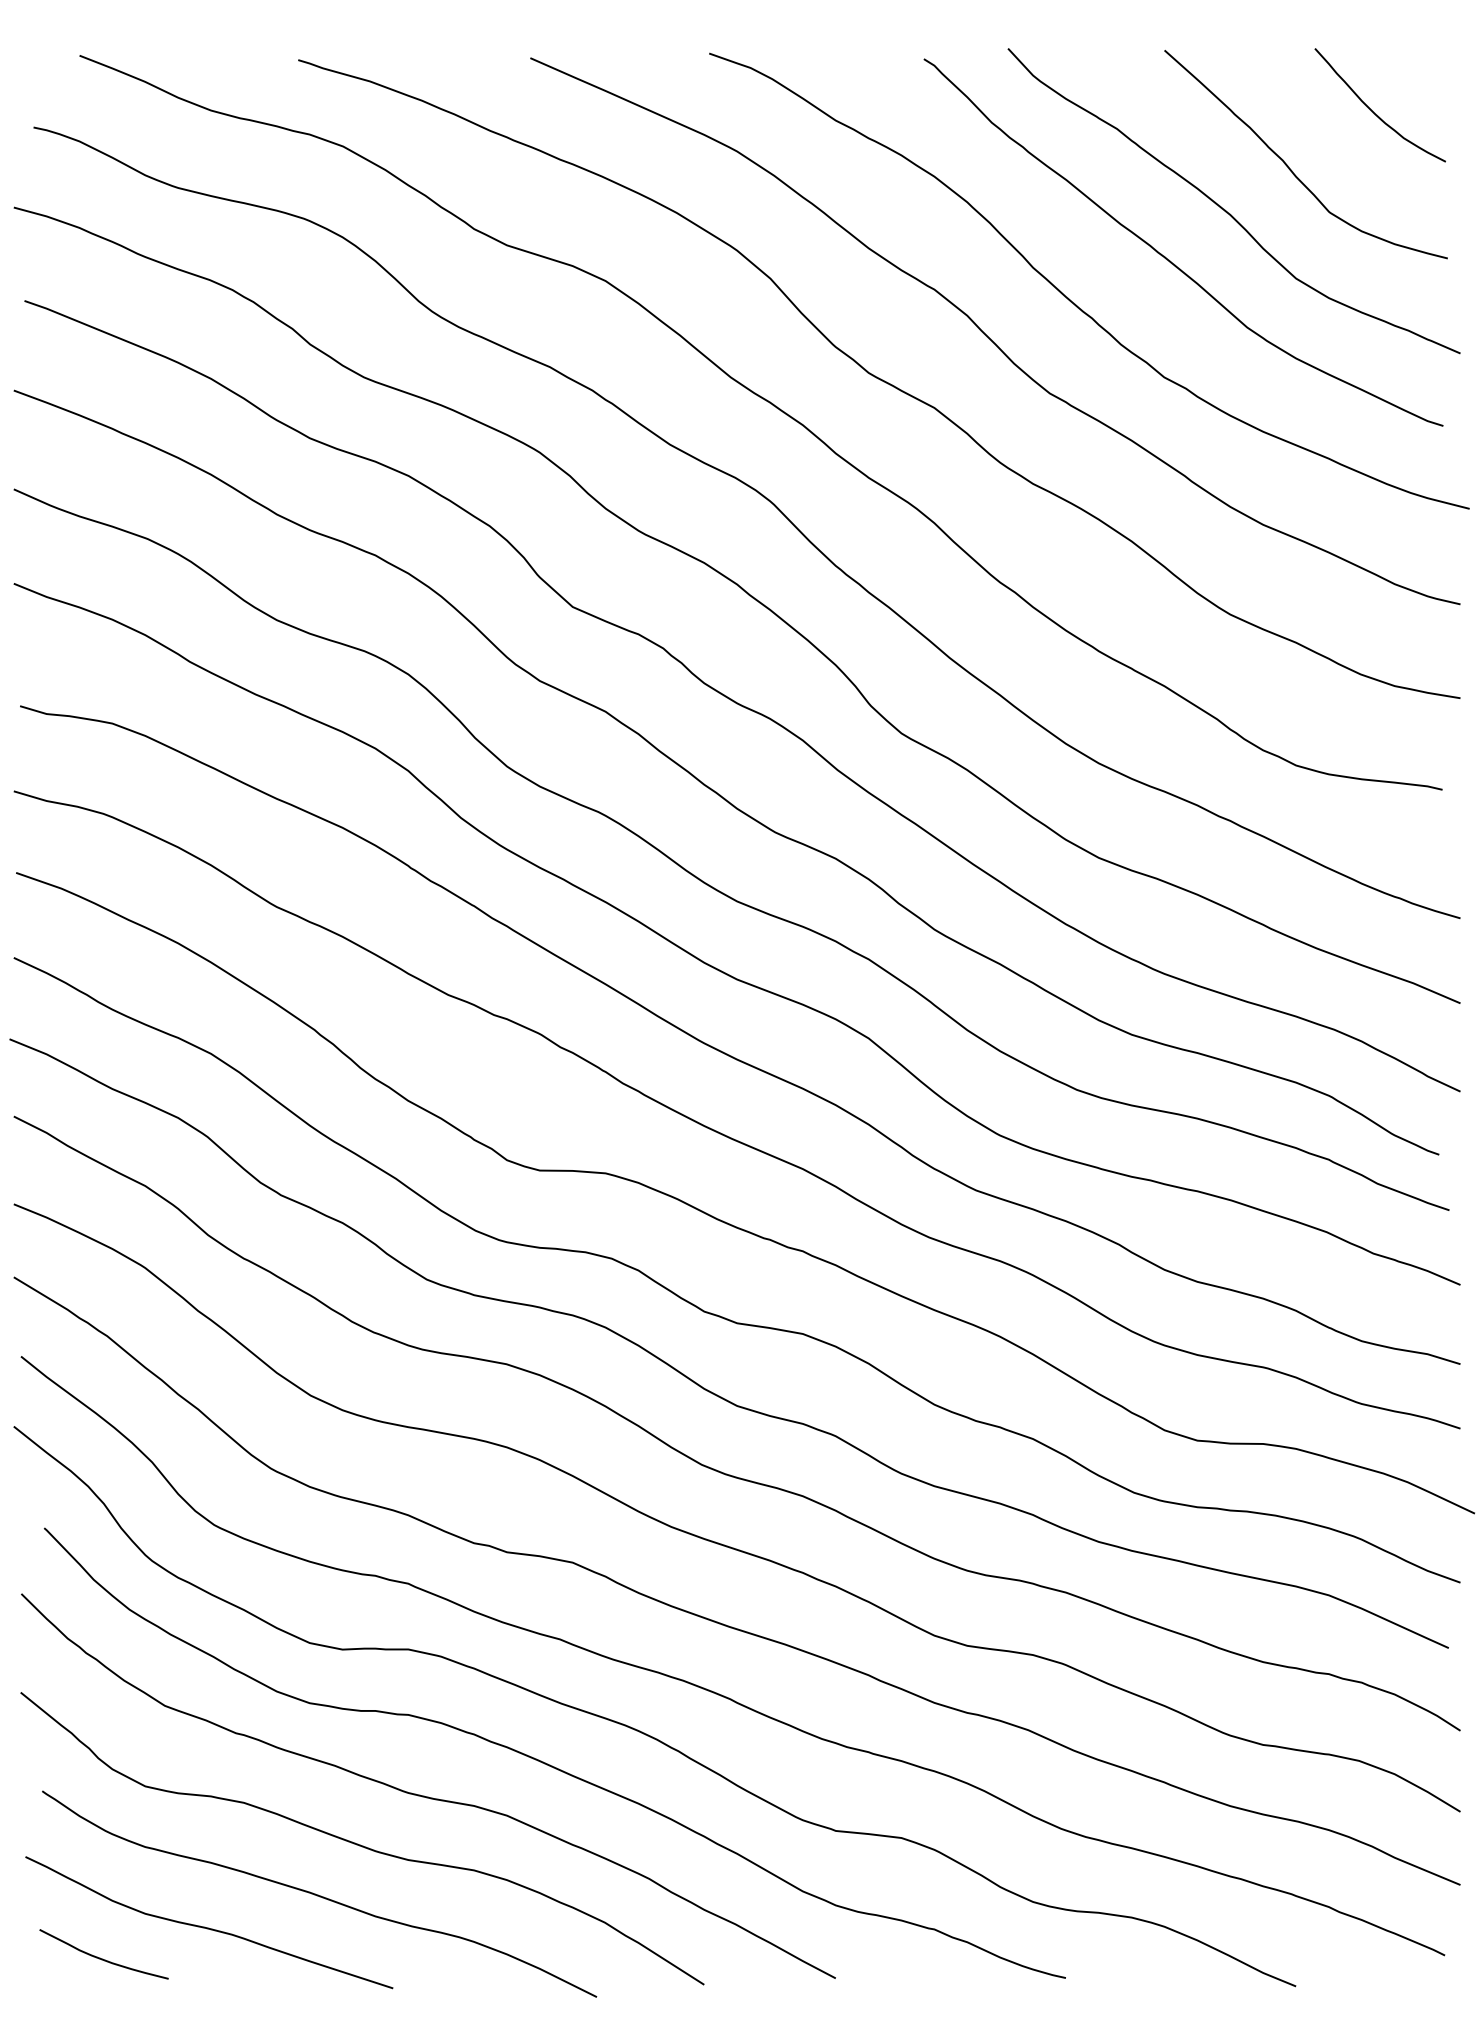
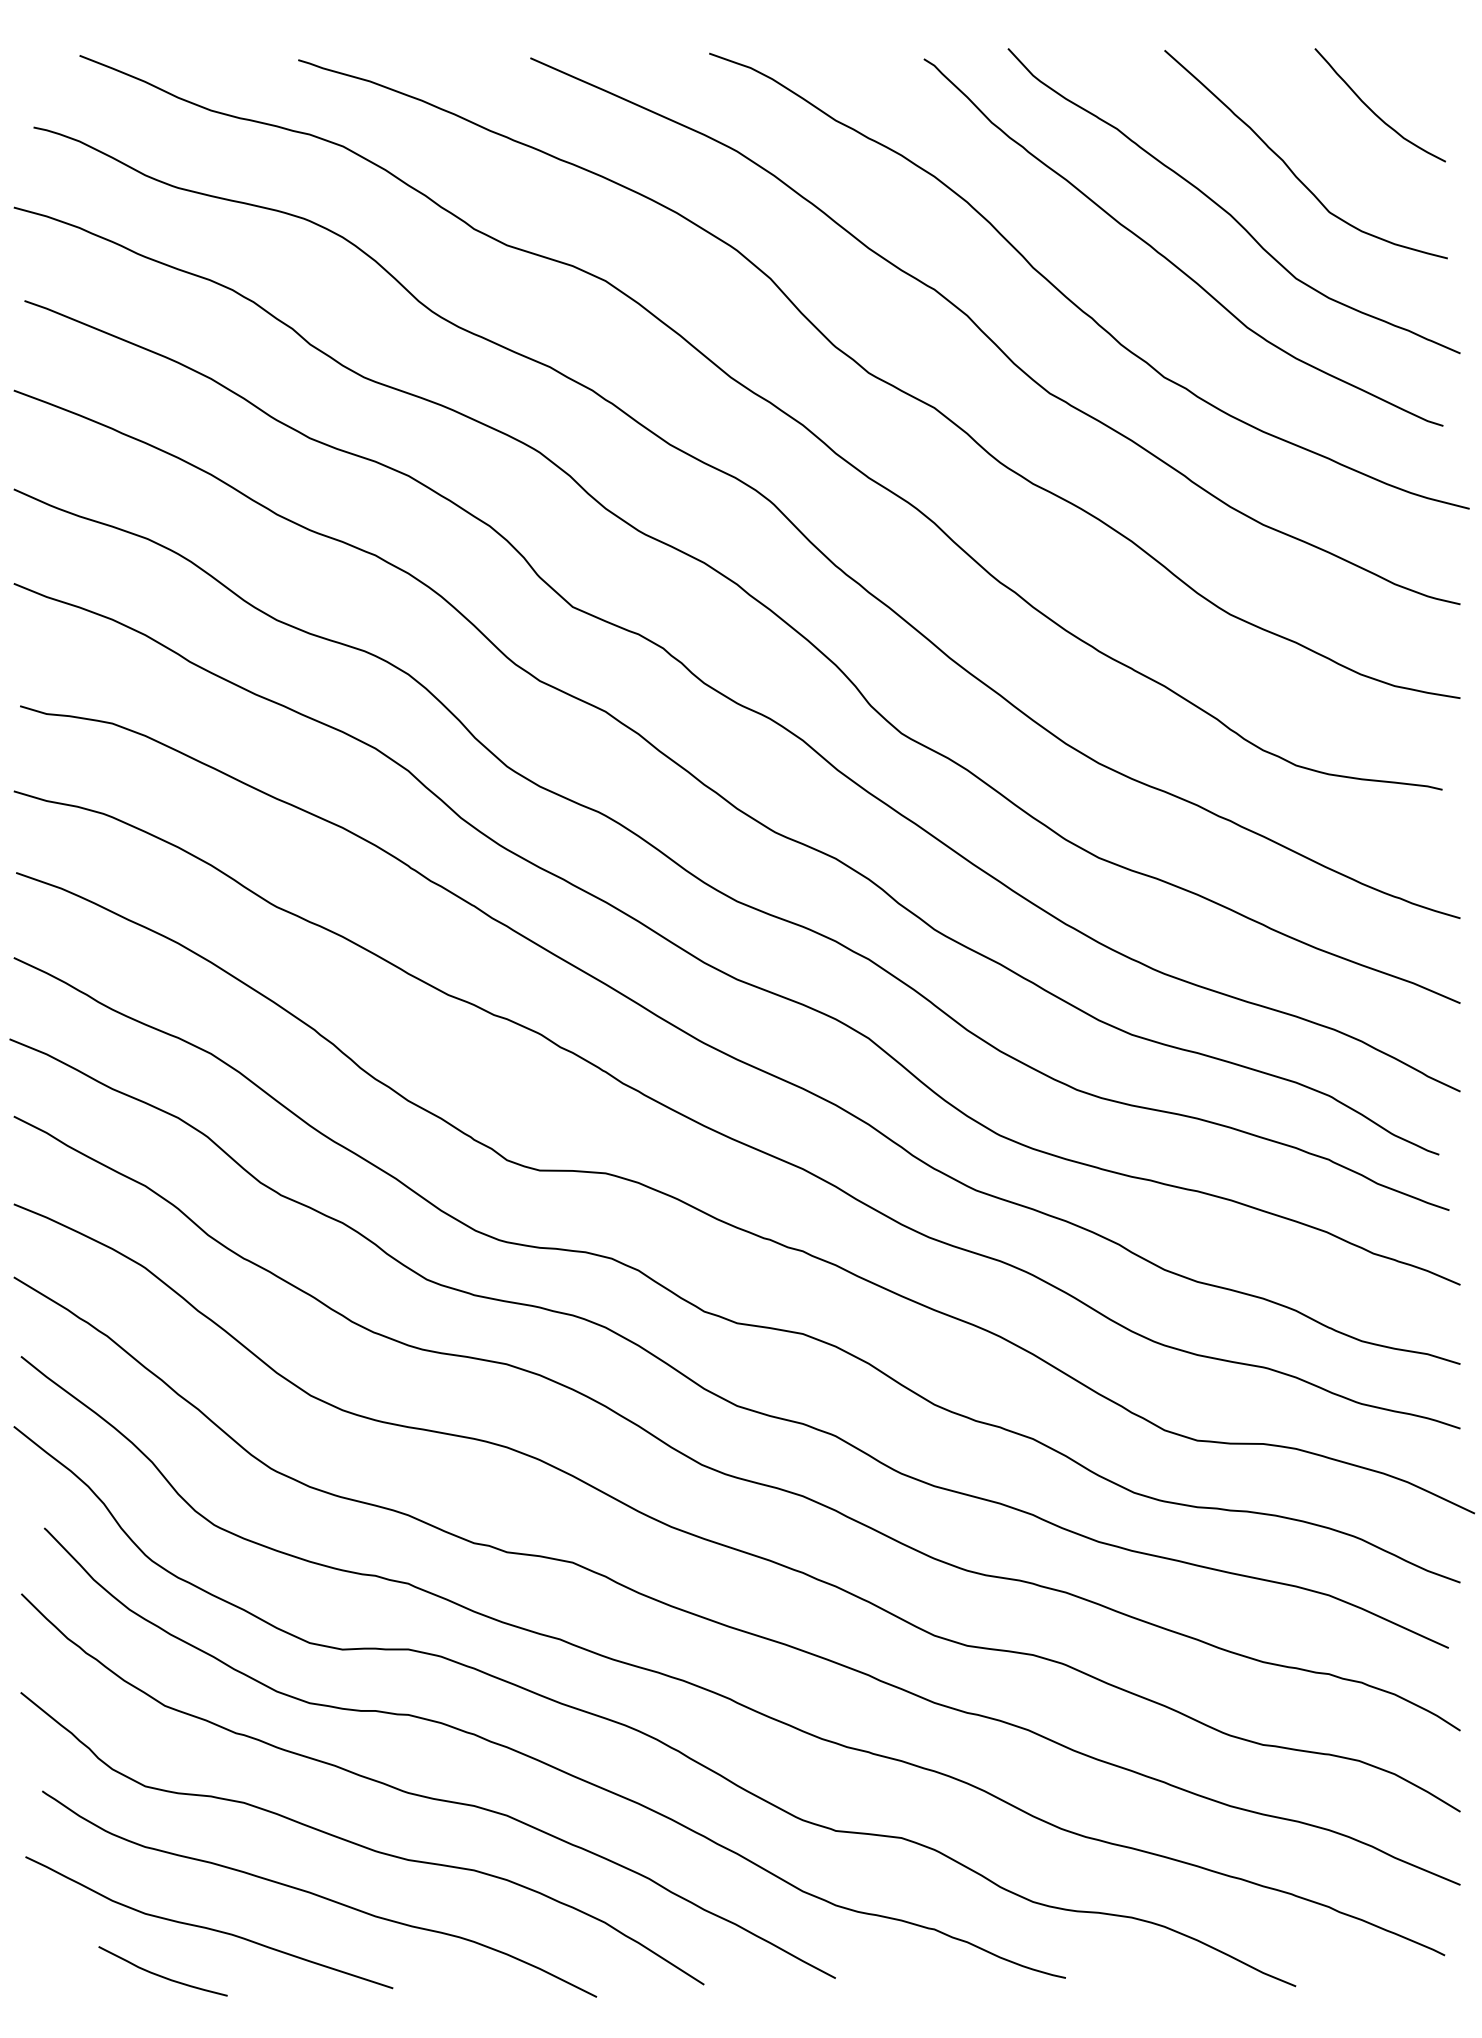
curve position: (102, 1958) -> (161, 1975) (161, 1975)
